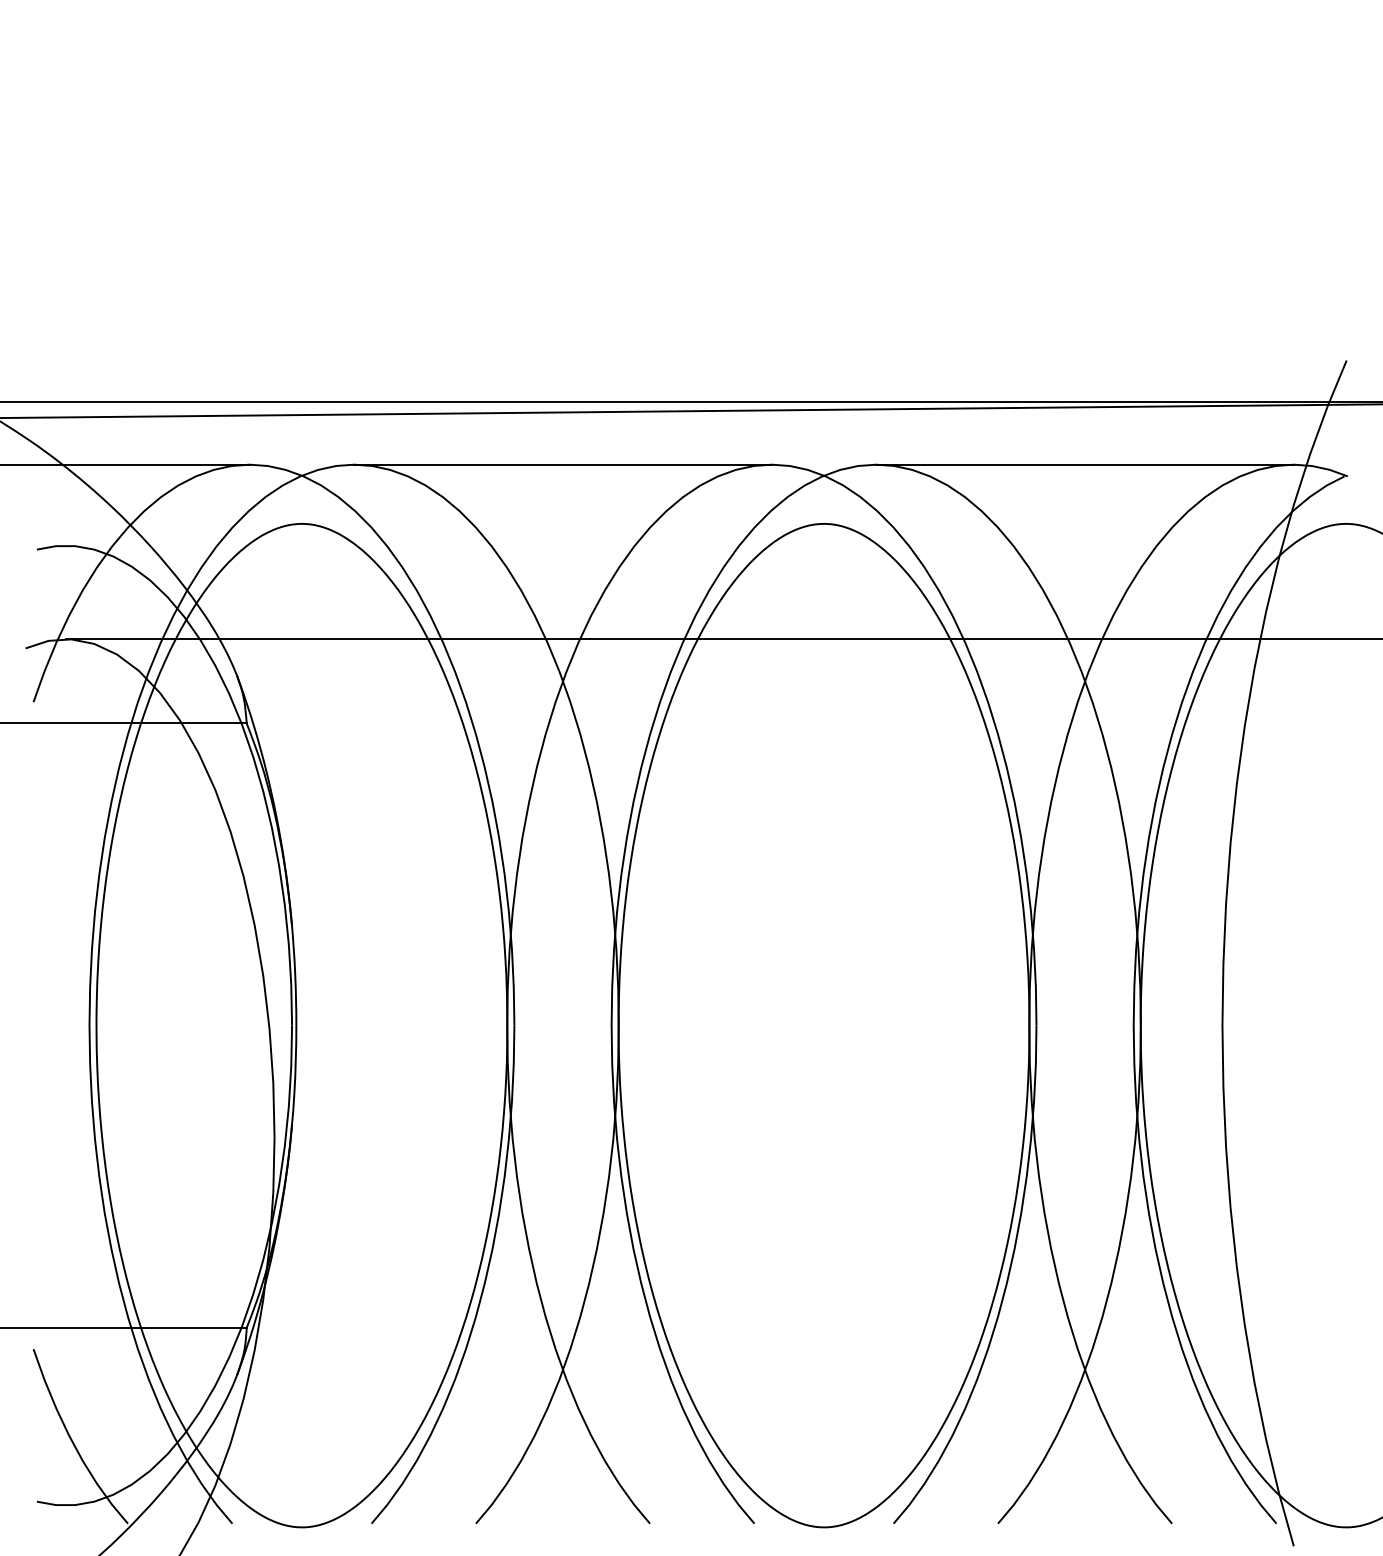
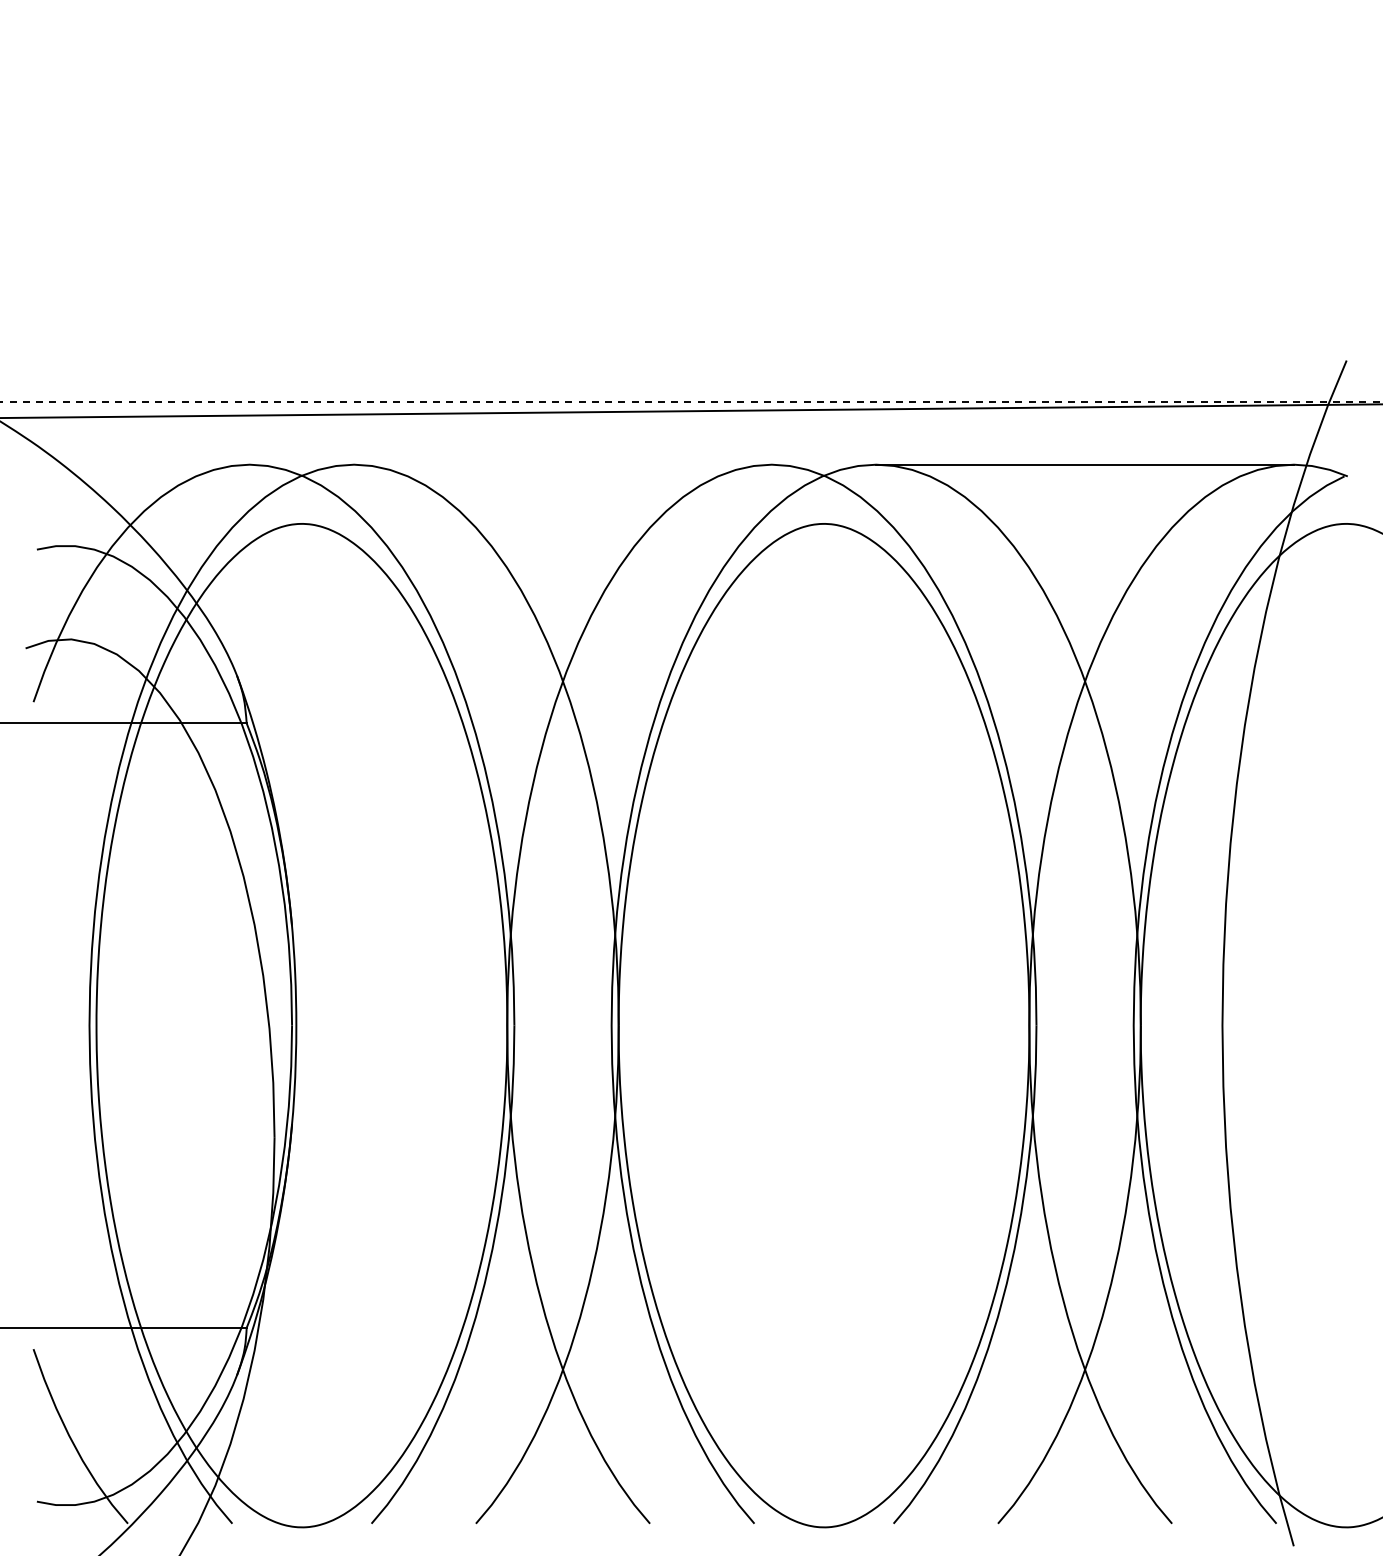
line: solid -> dashed (691, 402)
line: present -> none (125, 464)
line: present -> none (562, 464)
line: present -> none (722, 639)
